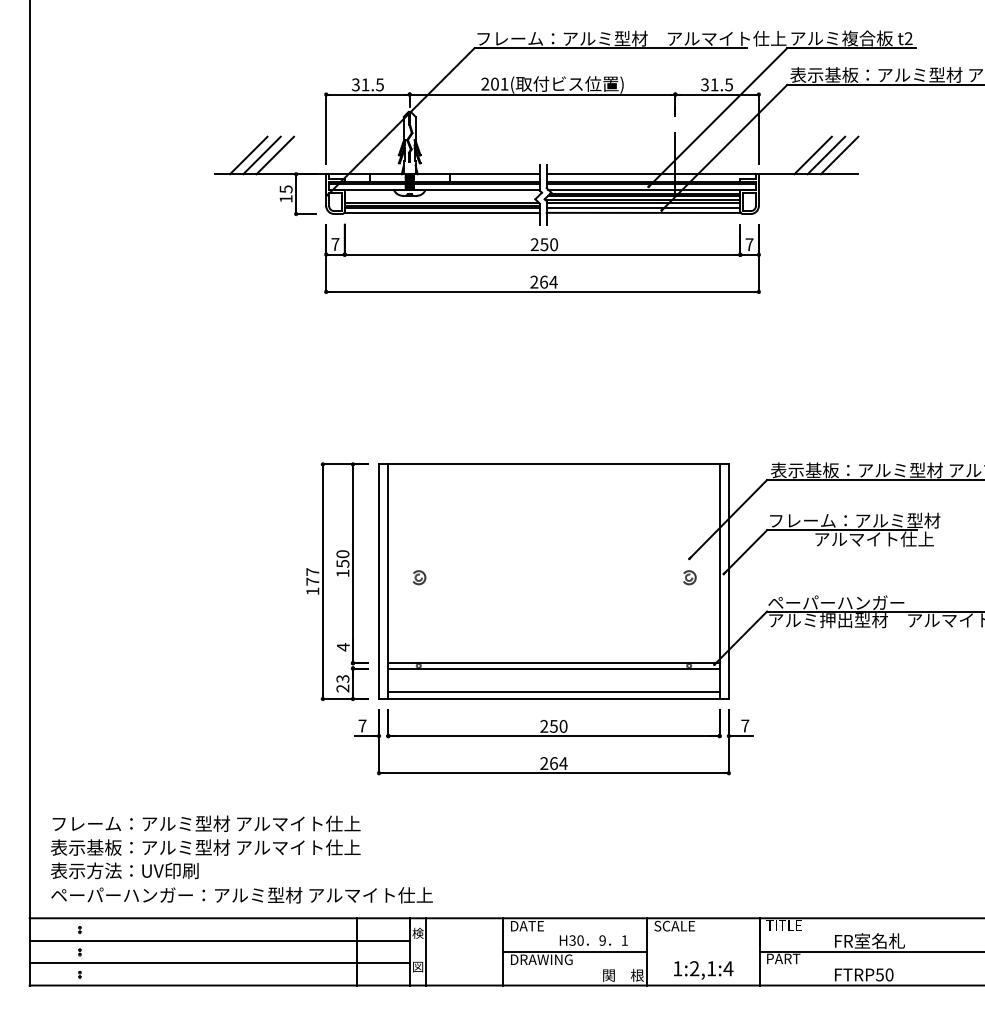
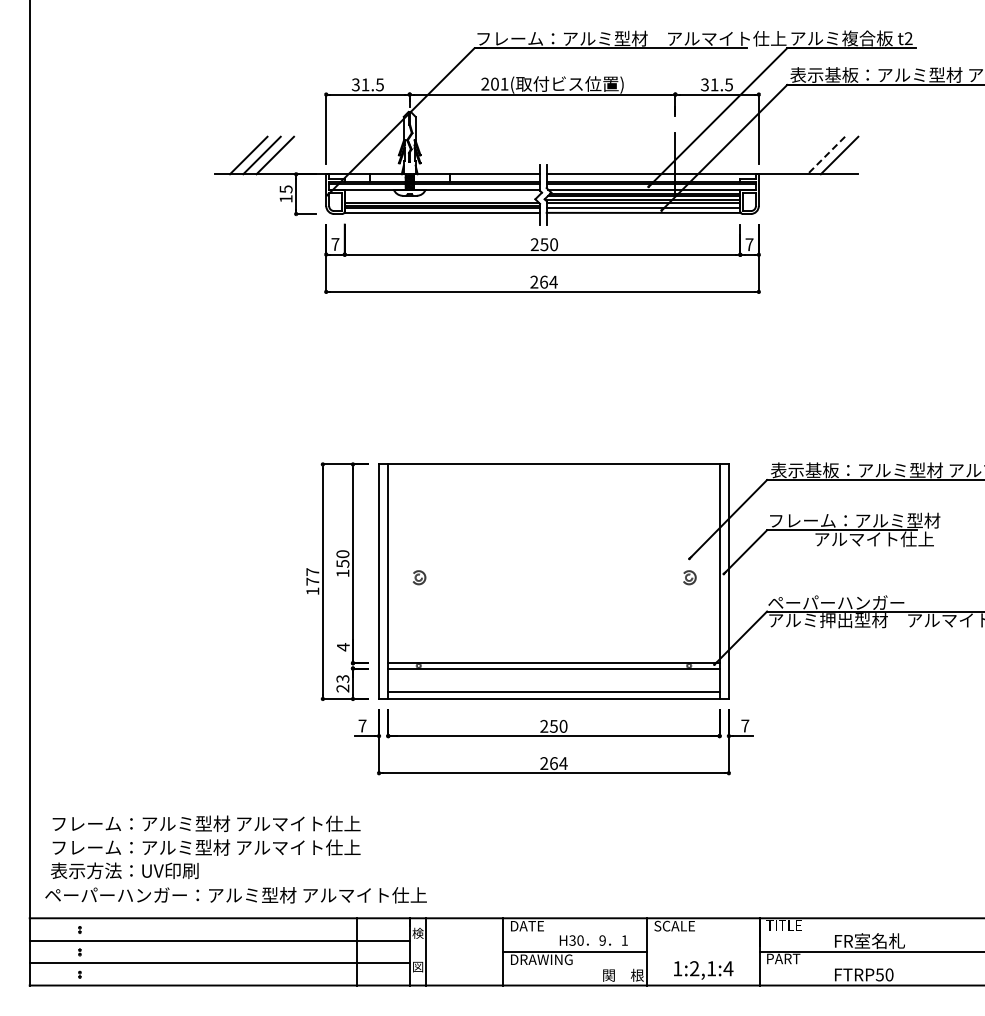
line: present -> none (812, 155)
line: solid -> dashed (826, 155)
text: 表示基板：アルミ型材 アルマイト仕上 -> フレーム：アルミ型材 アルマイト仕上 (86, 847)
text position: (241, 895) -> (235, 895) (235, 895)
